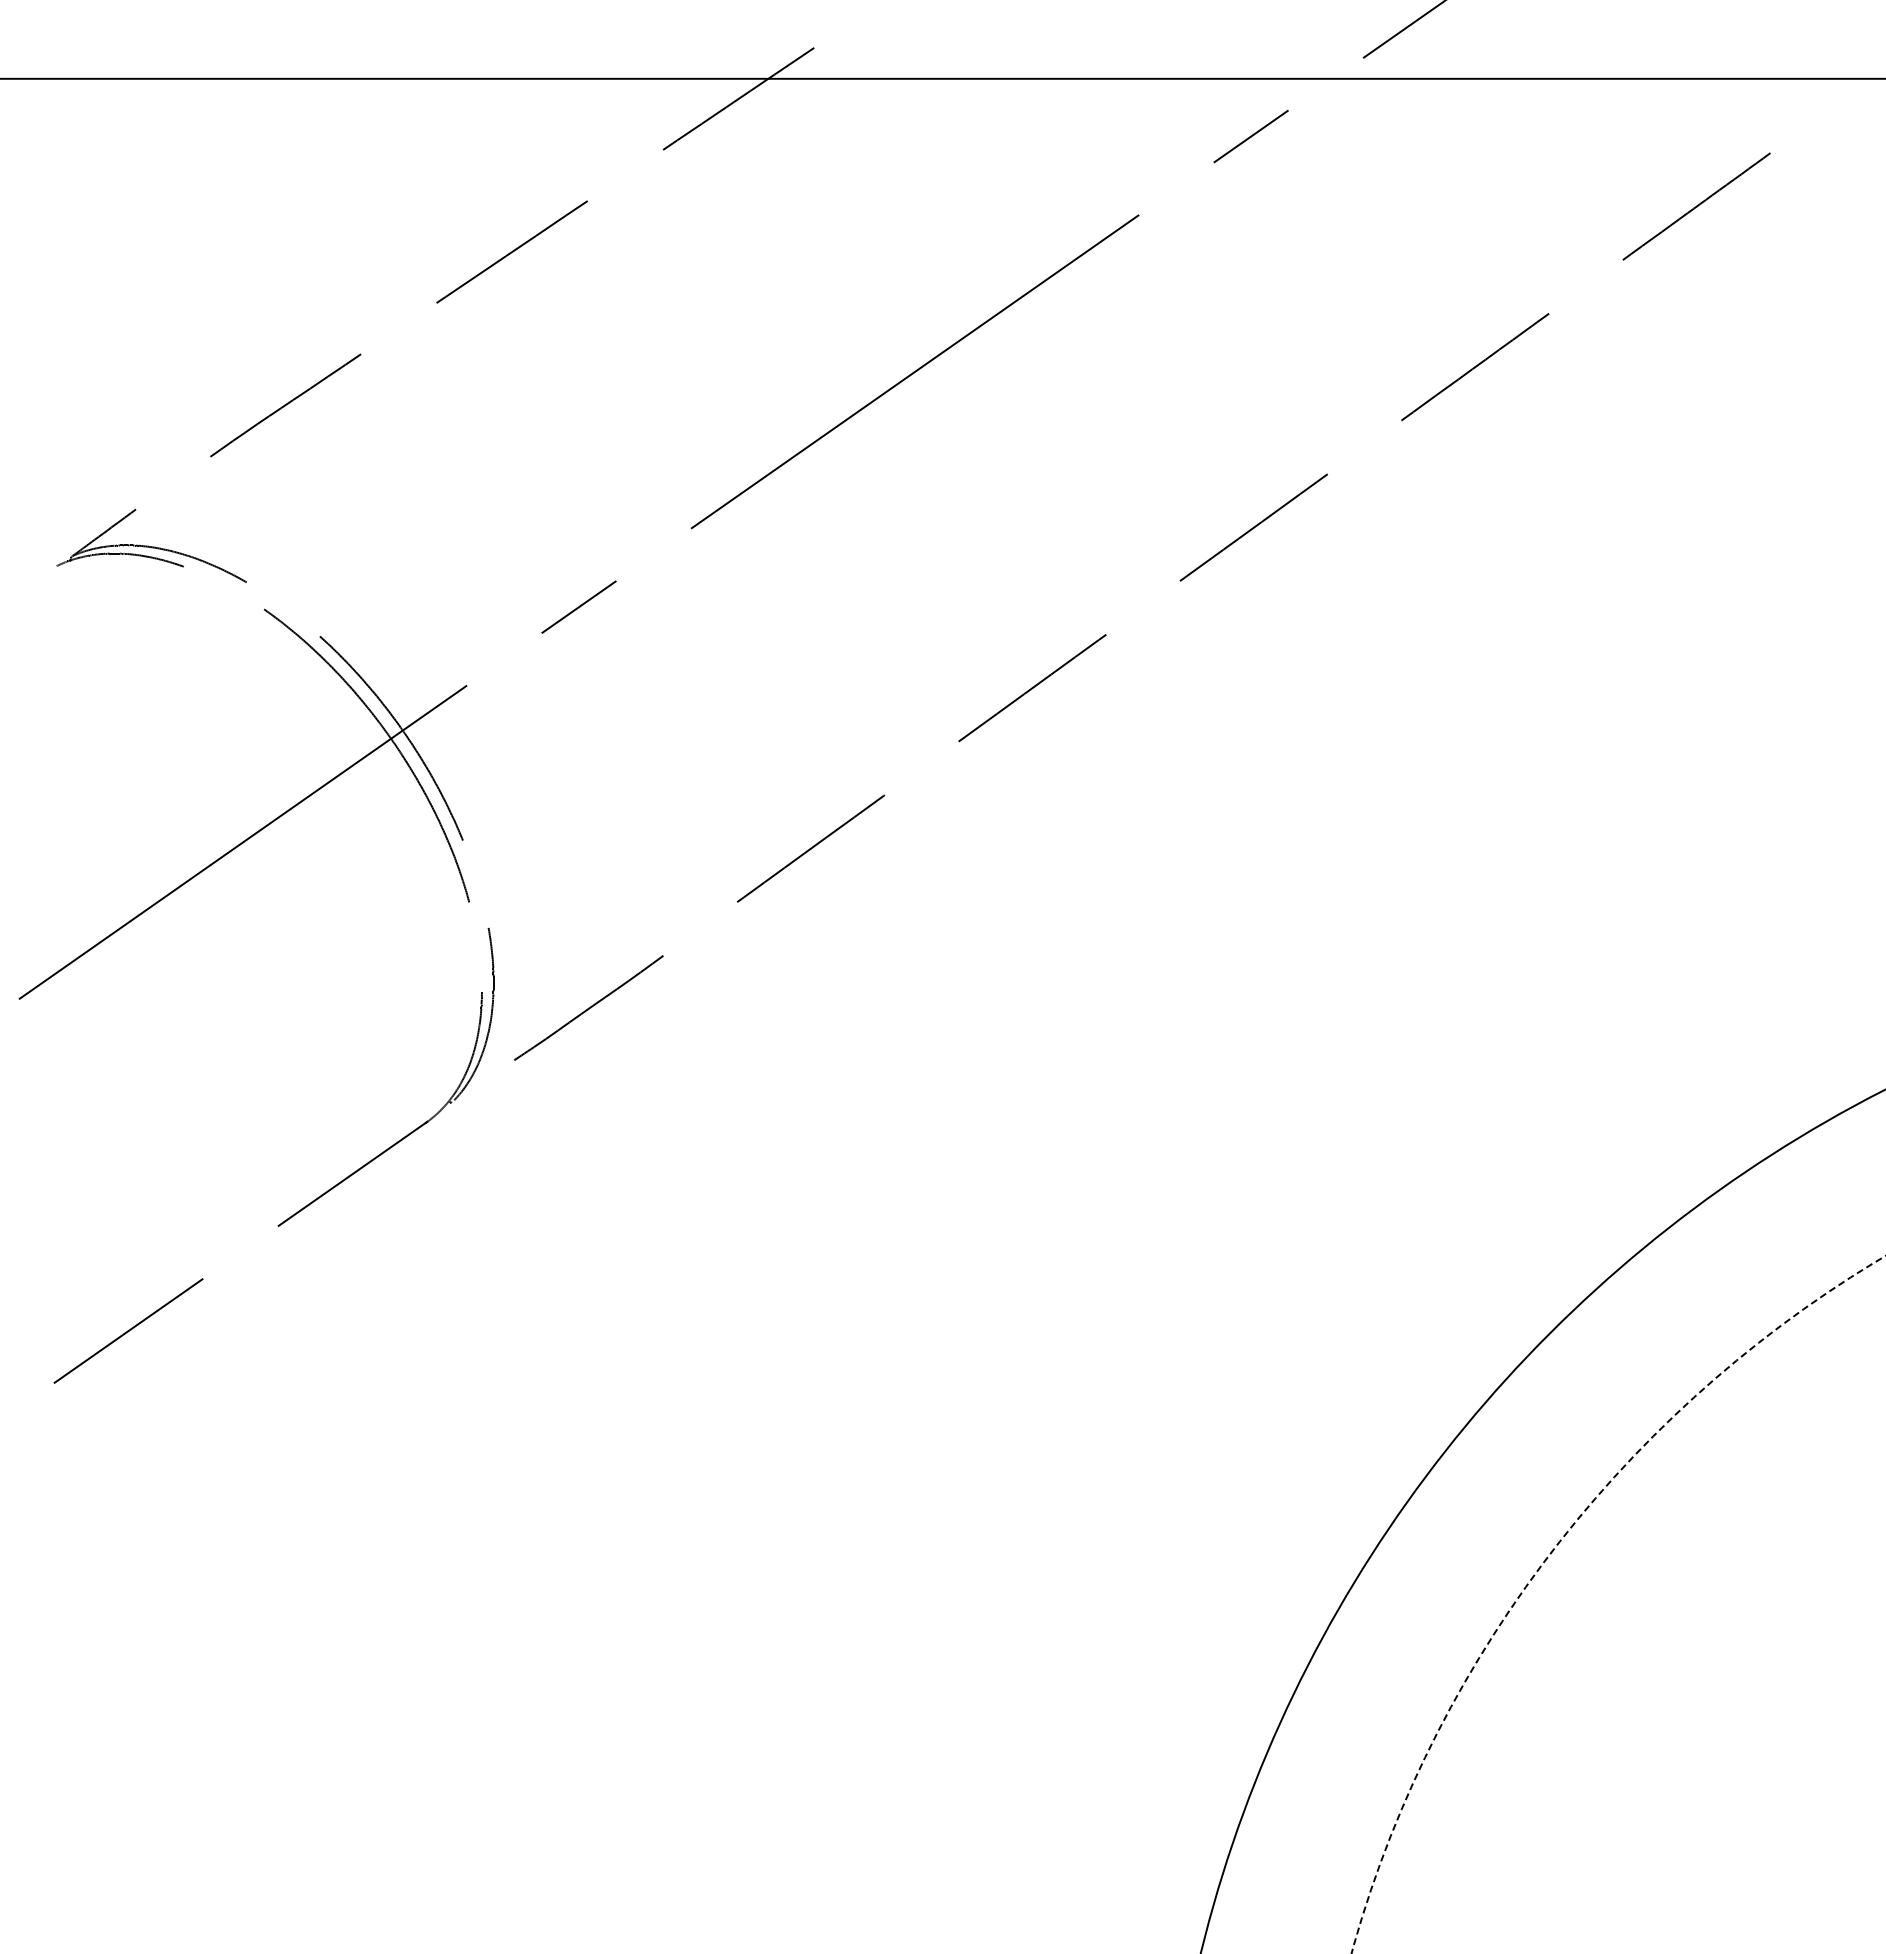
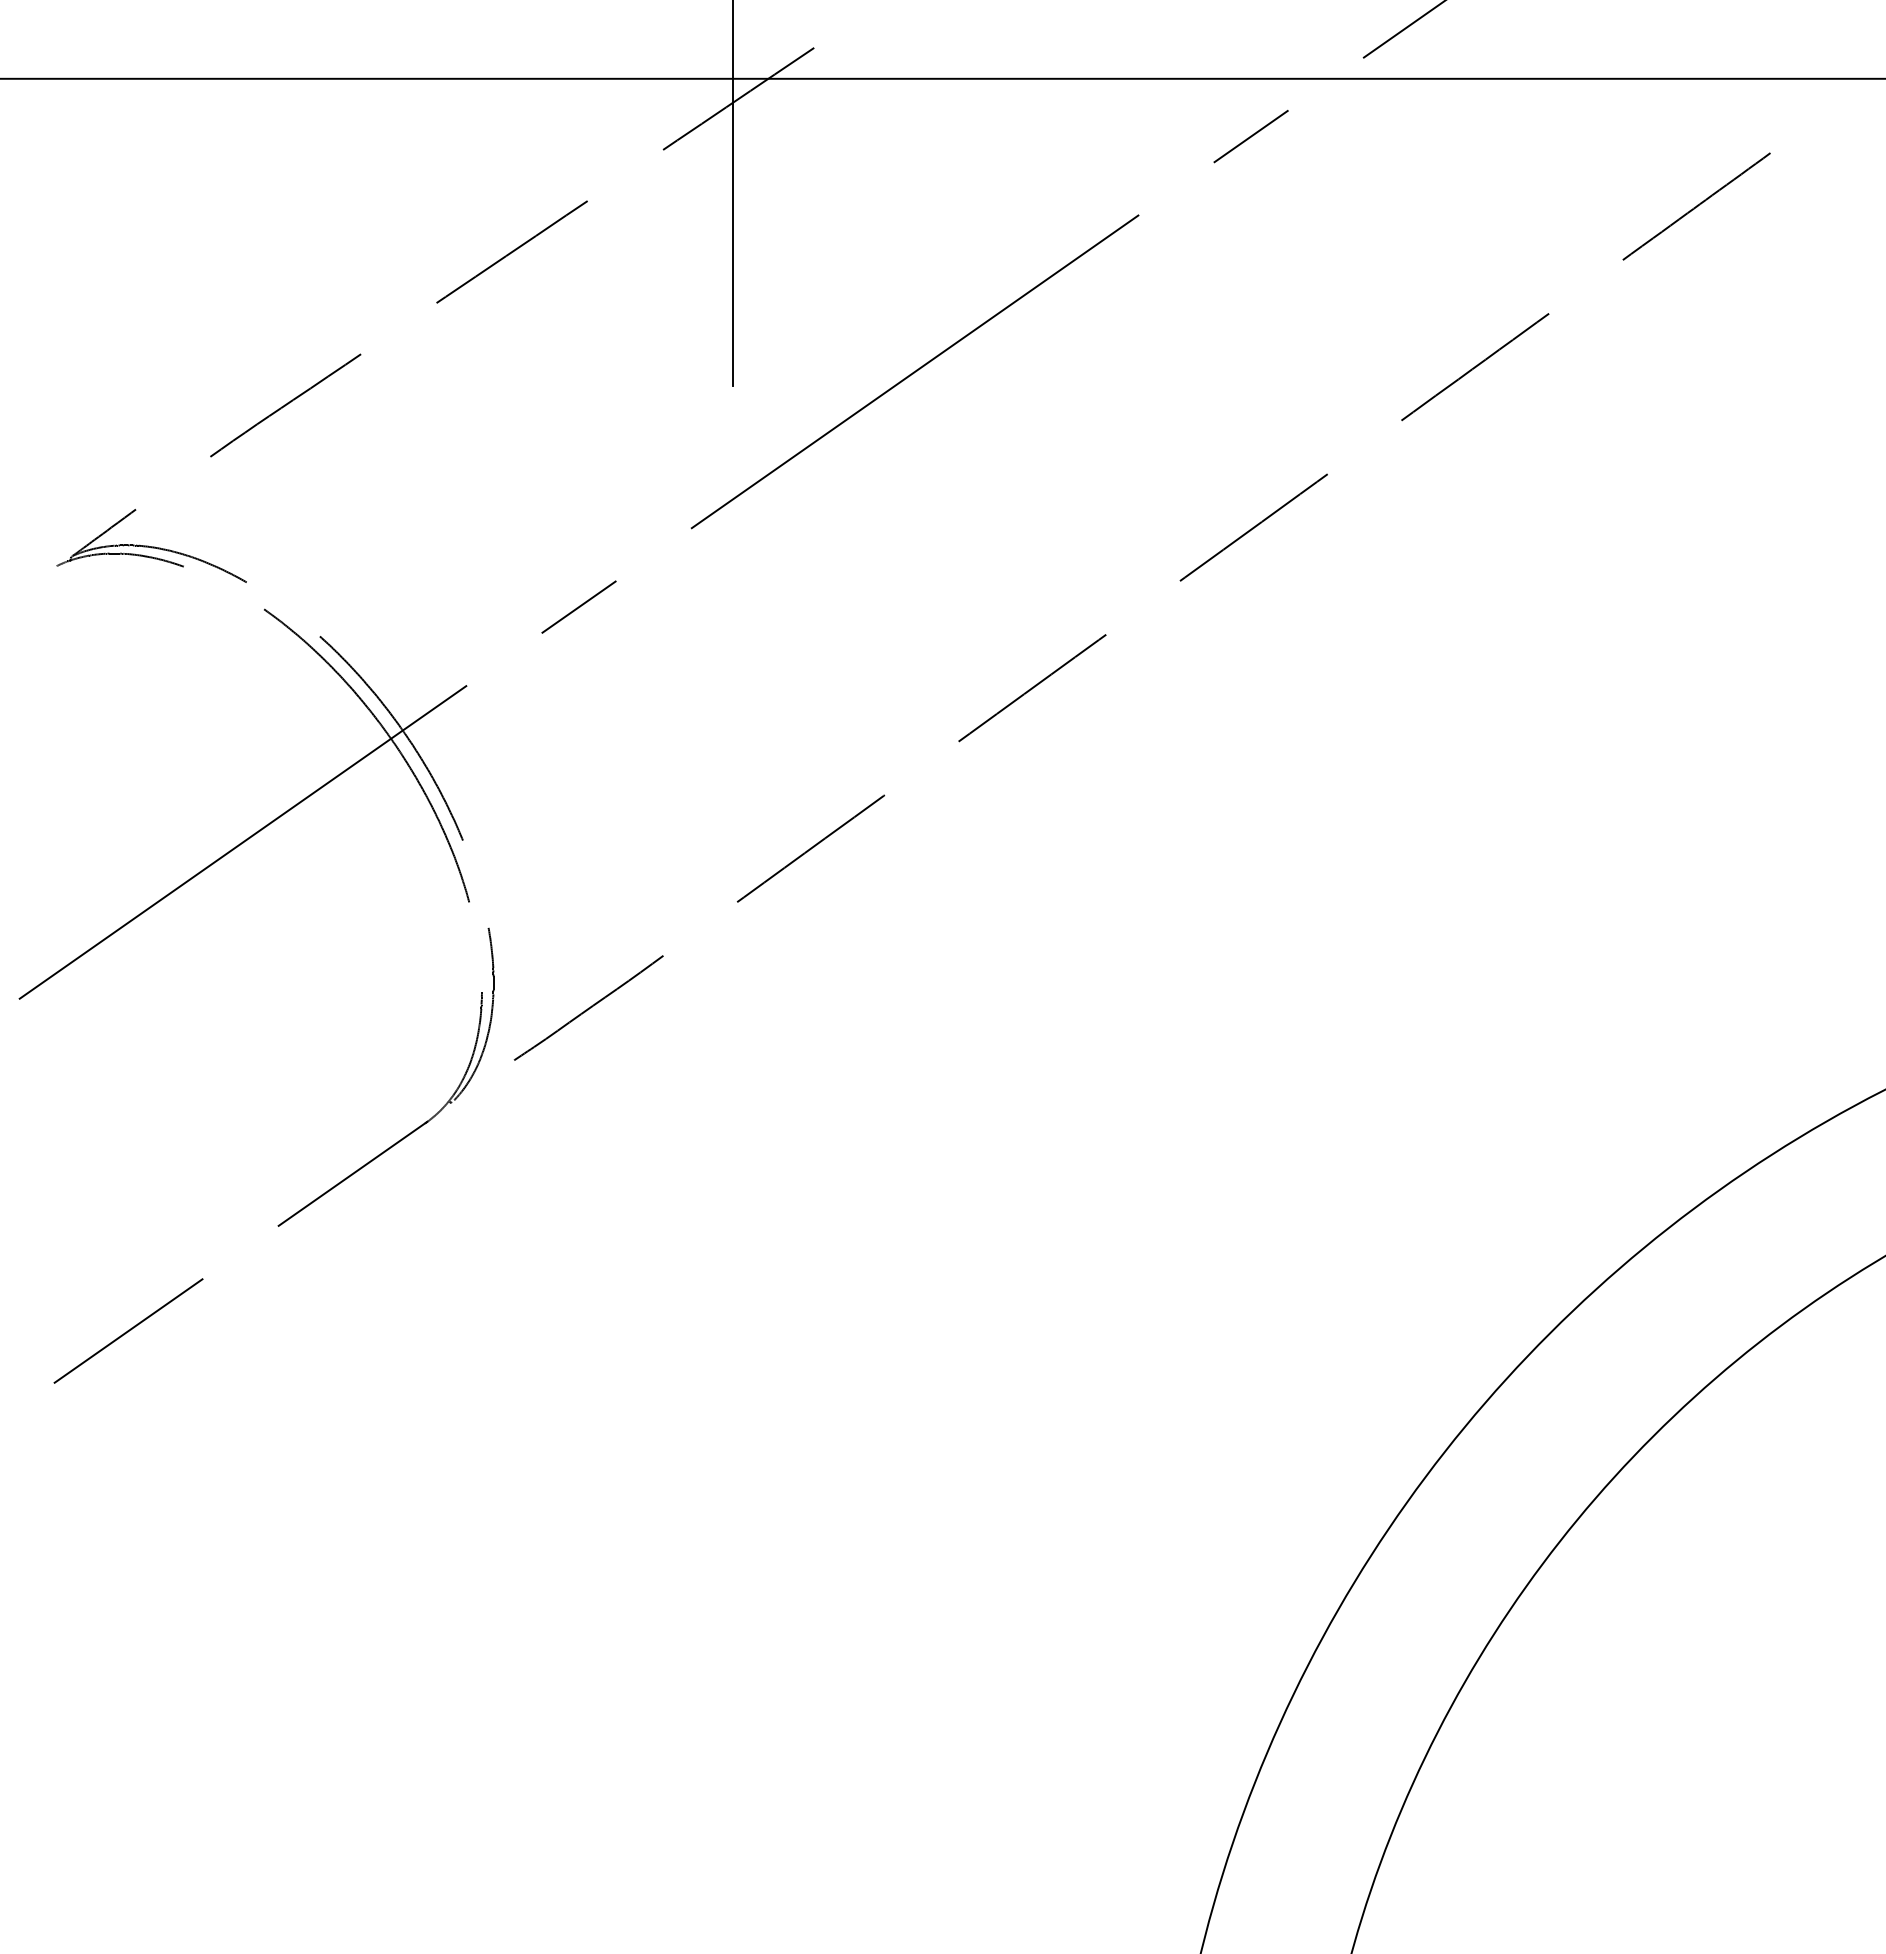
line: none -> present (733, 194)
circle: dashed -> solid (1618, 1604)
